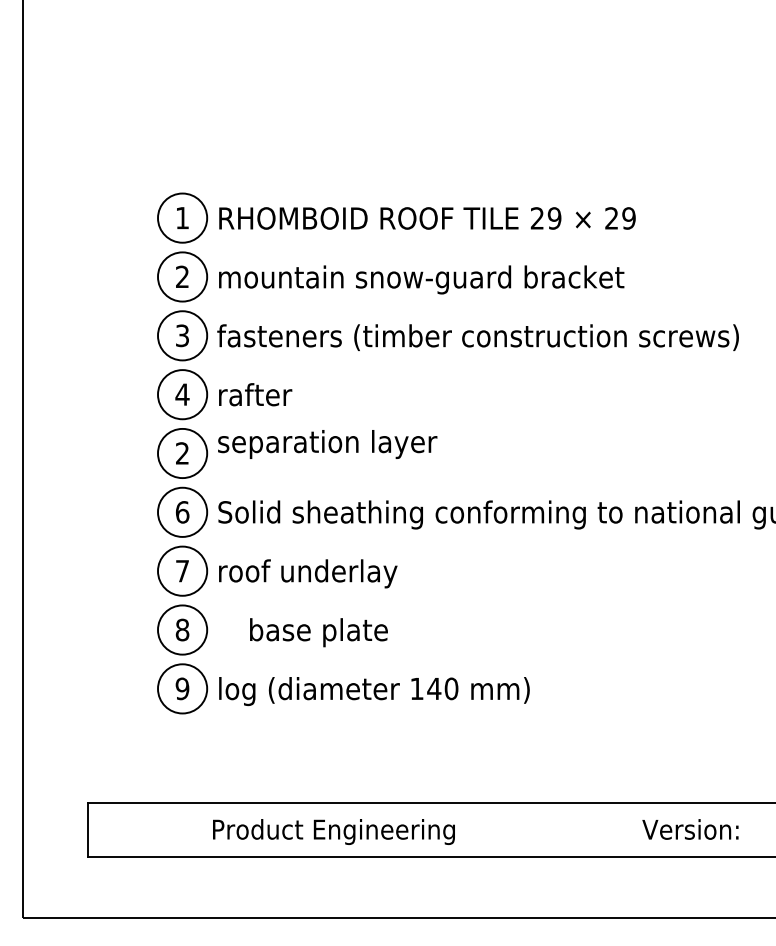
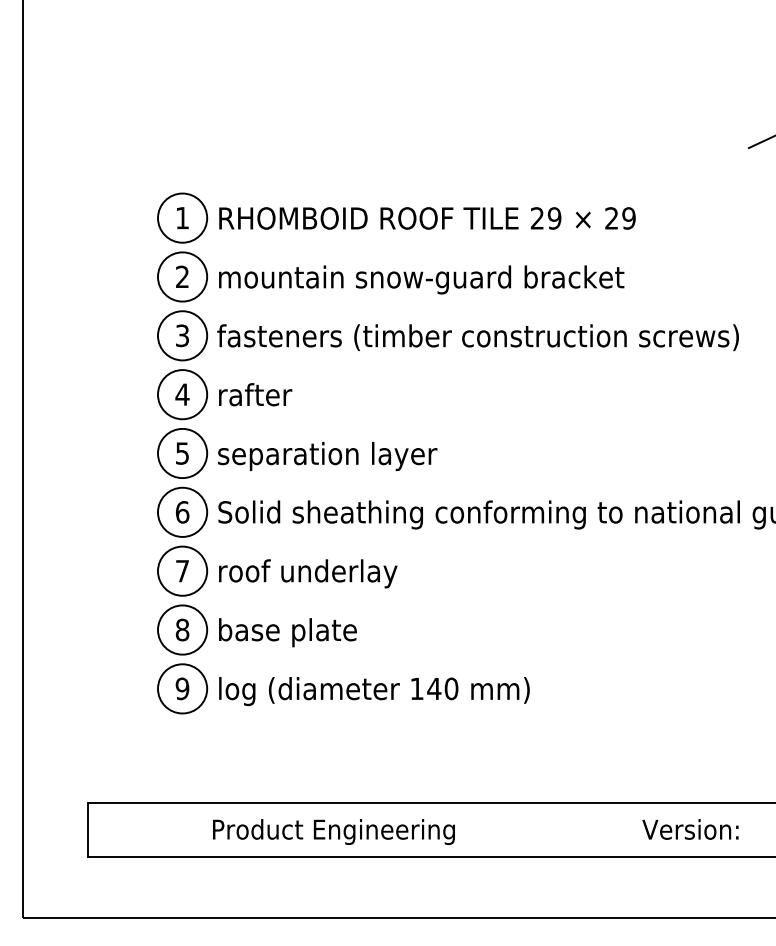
line: none -> present (760, 142)
text position: (327, 444) -> (327, 456) (327, 456)
text: 2 -> 5 (182, 453)
text position: (318, 632) -> (287, 632) (287, 632)
